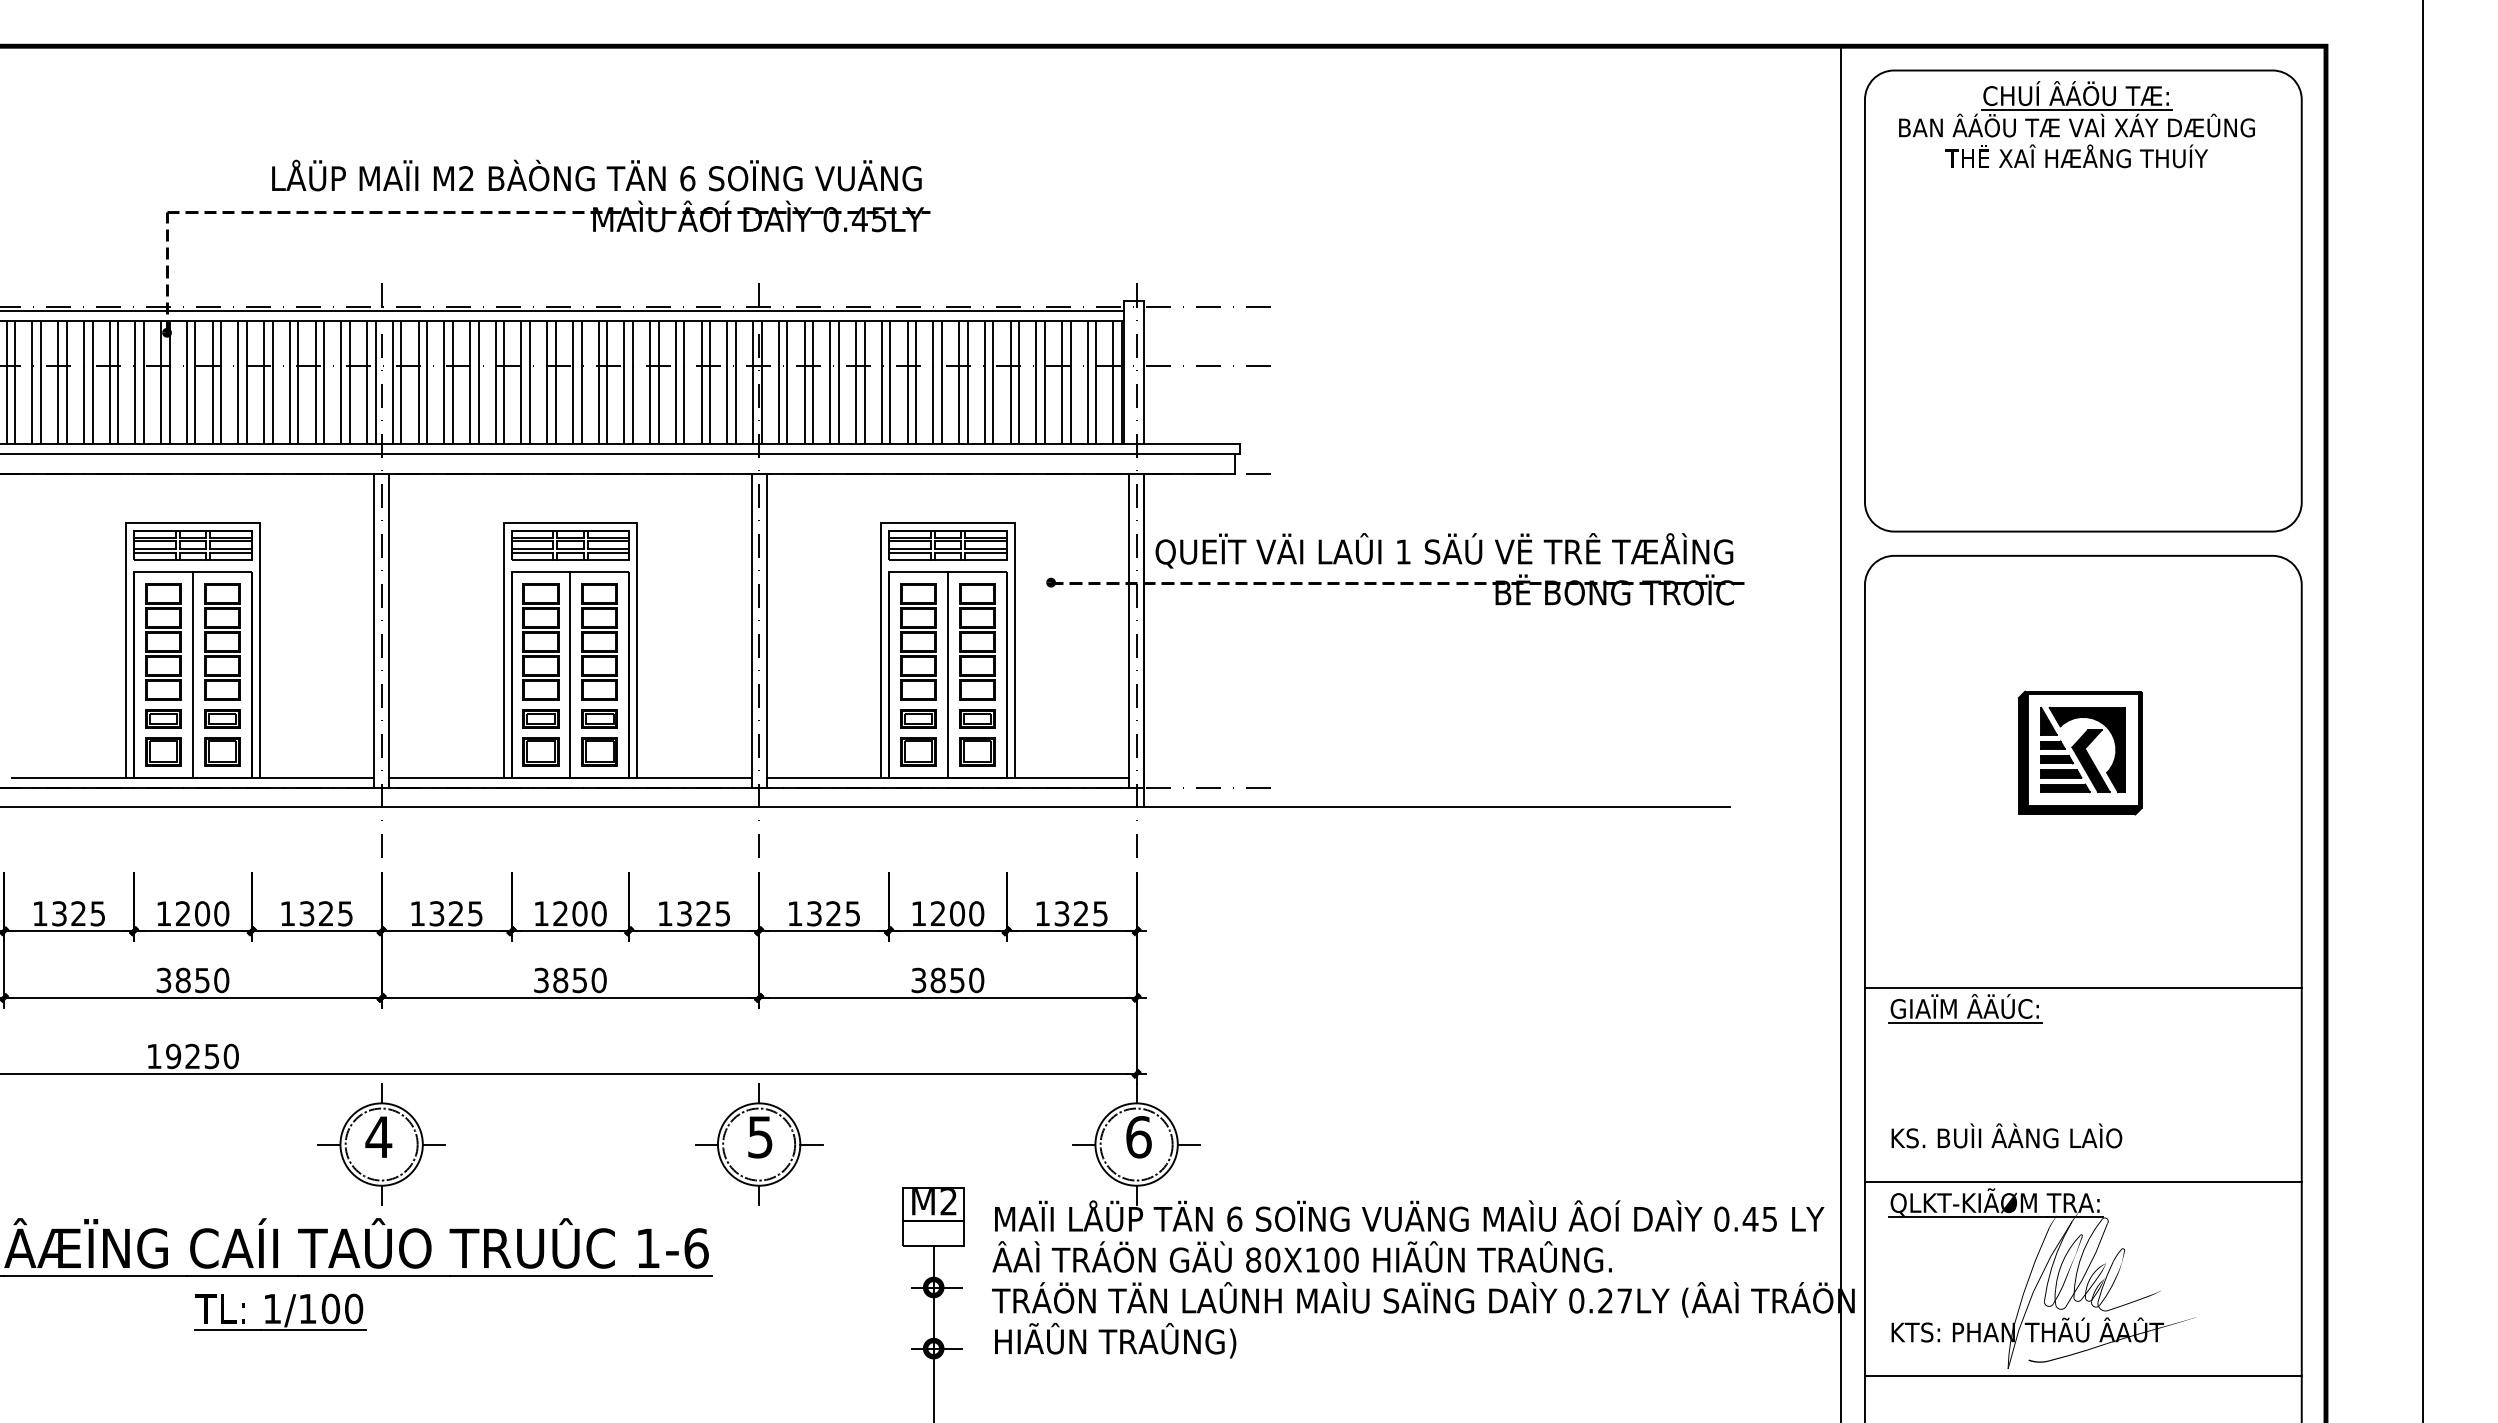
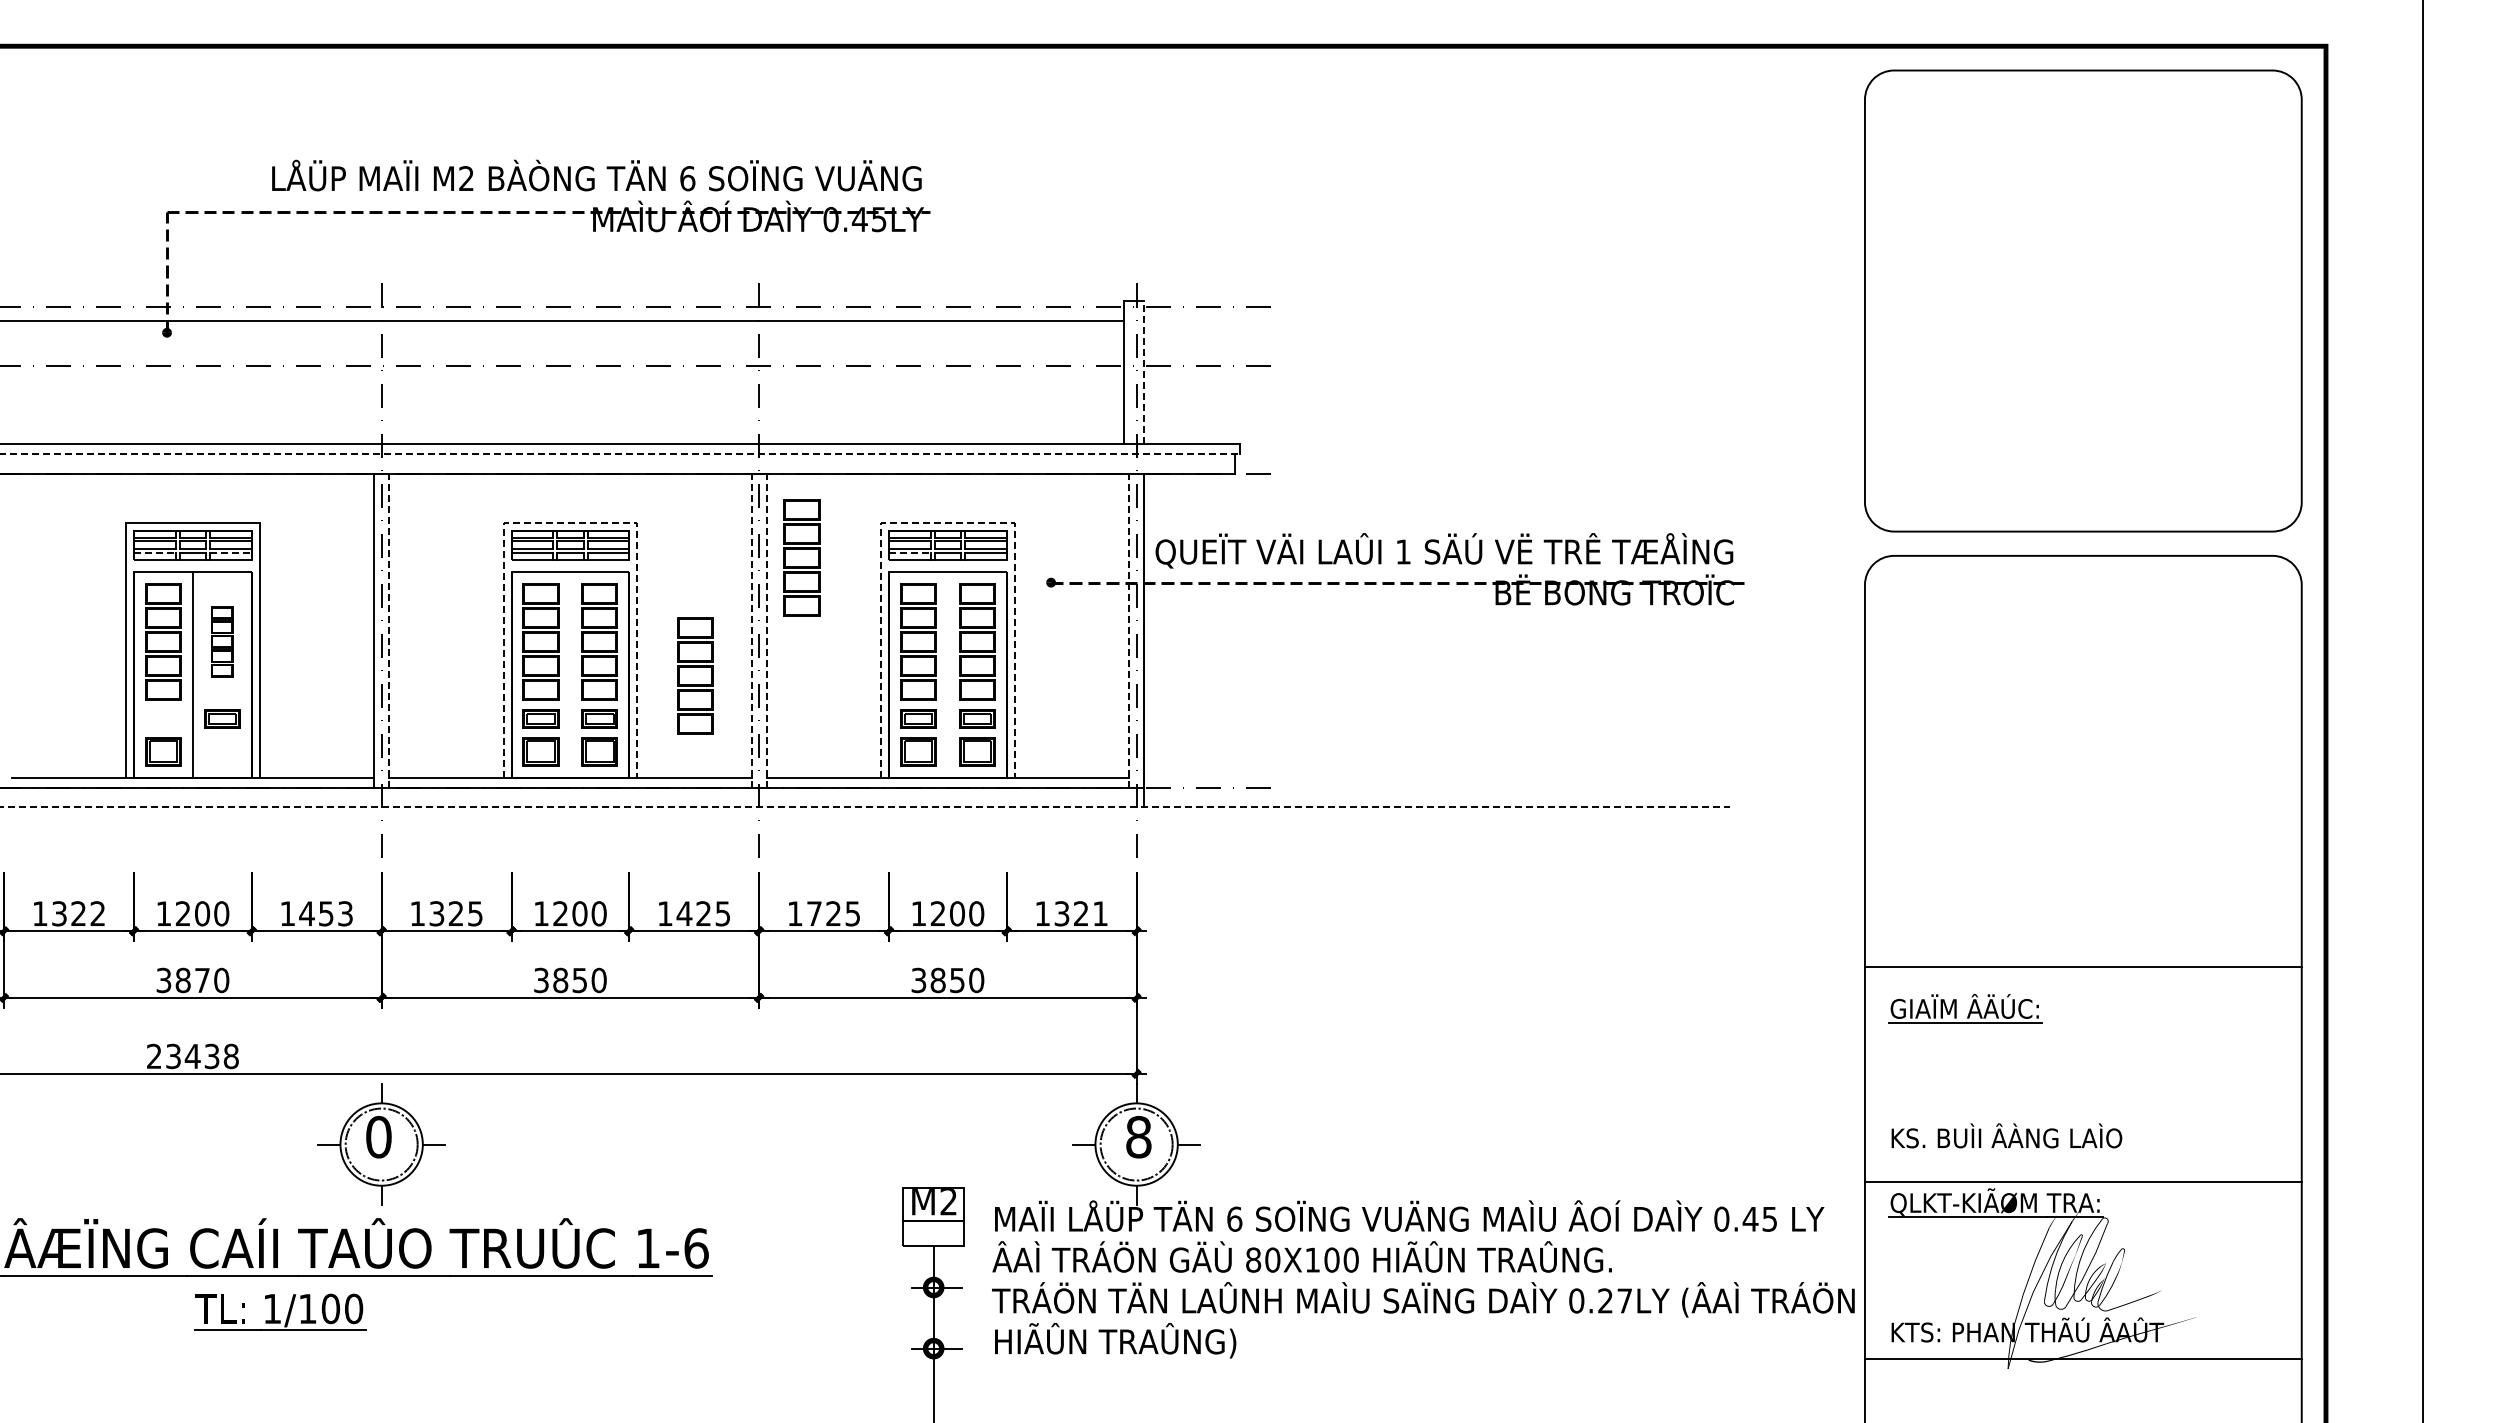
part: present -> none (2076, 124)
line: present -> none (563, 310)
line: solid -> dashed (1143, 372)
hatch: present -> none (564, 382)
line: solid -> dashed (619, 454)
line: solid -> dashed (570, 522)
line: solid -> dashed (947, 522)
line: solid -> dashed (154, 553)
line: solid -> dashed (230, 553)
line: solid -> dashed (909, 553)
part: none -> present (801, 557)
line: solid -> dashed (389, 630)
line: solid -> dashed (751, 630)
line: solid -> dashed (766, 630)
line: solid -> dashed (1129, 630)
part size: 37x118 px -> 23x72 px (222, 641)
line: present -> none (570, 674)
line: present -> none (947, 674)
part: none -> present (695, 675)
part: present -> none (163, 718)
line: present -> none (1840, 732)
part: present -> none (222, 751)
part: present -> none (2080, 752)
line: solid -> dashed (865, 807)
text: 1325 -> 1322 (97, 913)
text: 1325 -> 1453 (325, 913)
text: 1325 -> 1425 (684, 913)
text: 1325 -> 1725 (814, 913)
text: 1325 -> 1321 (1100, 913)
text: 3850 -> 3870 (202, 980)
line position: (2082, 987) -> (2082, 966) (2082, 966)
text: 19250 -> 23438 (192, 1055)
text: 6 -> 8 (1138, 1136)
text: 4 -> 0 (378, 1137)
part: present -> none (759, 1144)
line position: (2082, 1376) -> (2082, 1359) (2082, 1359)
